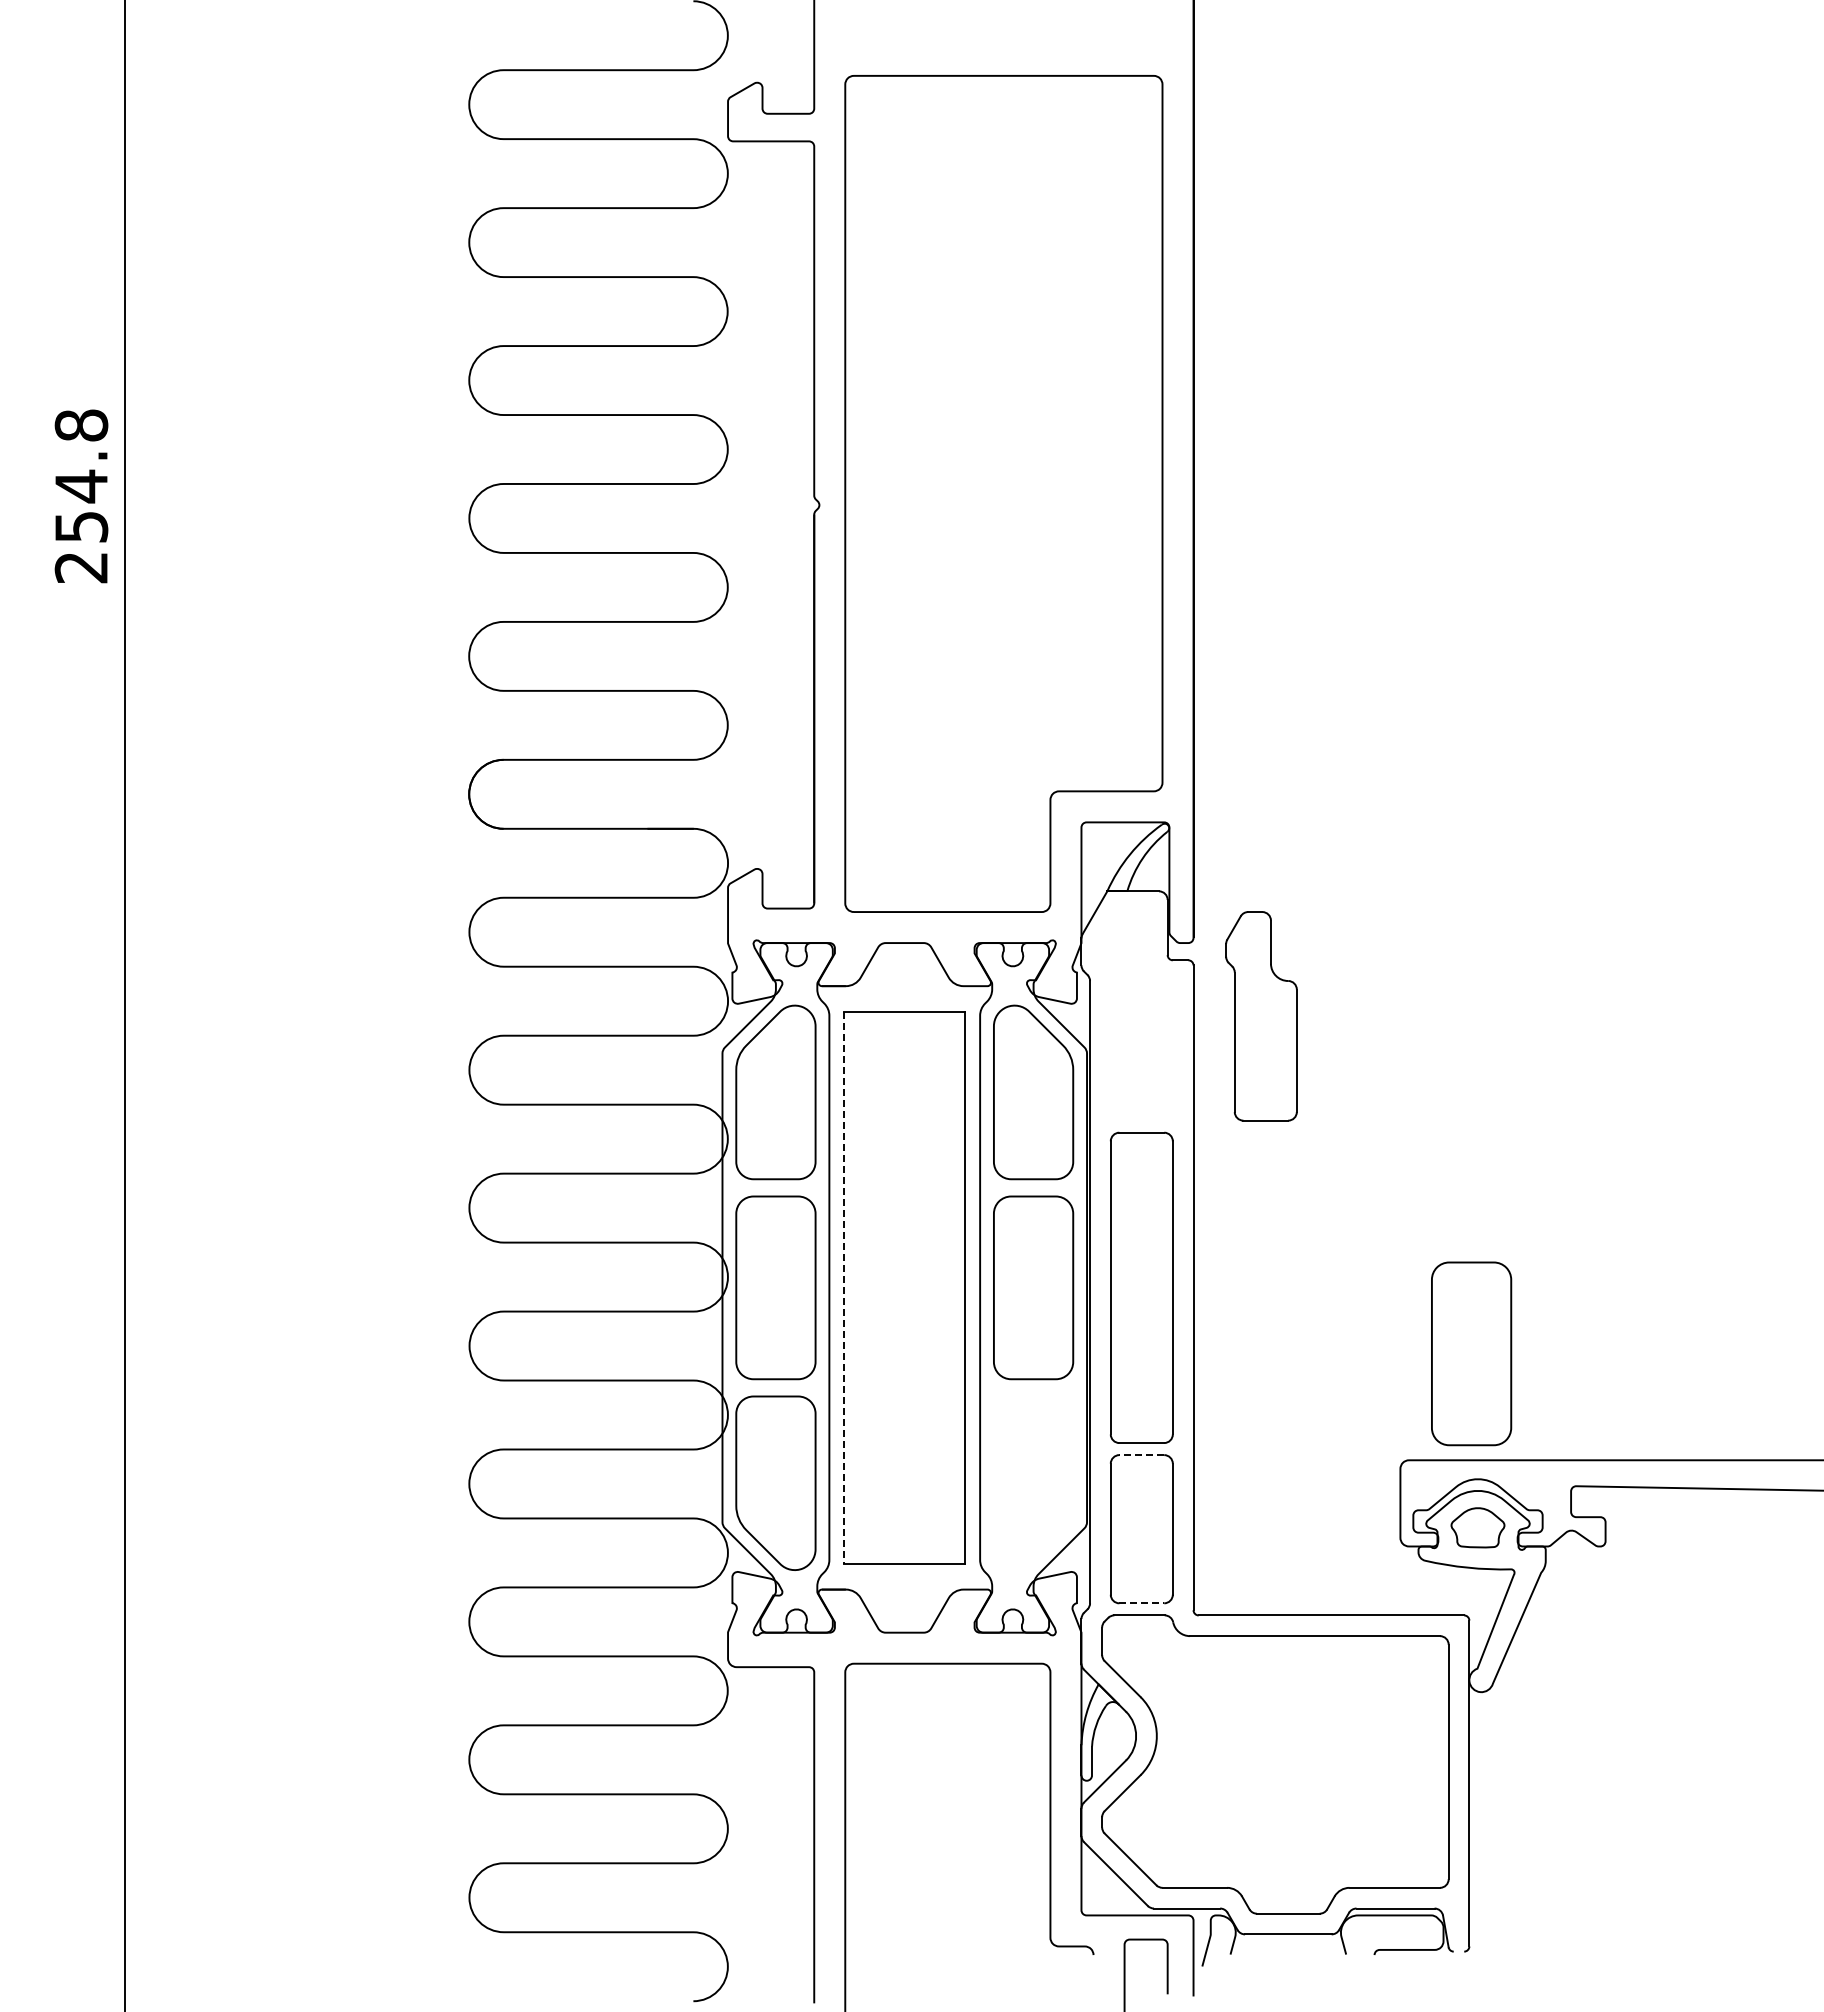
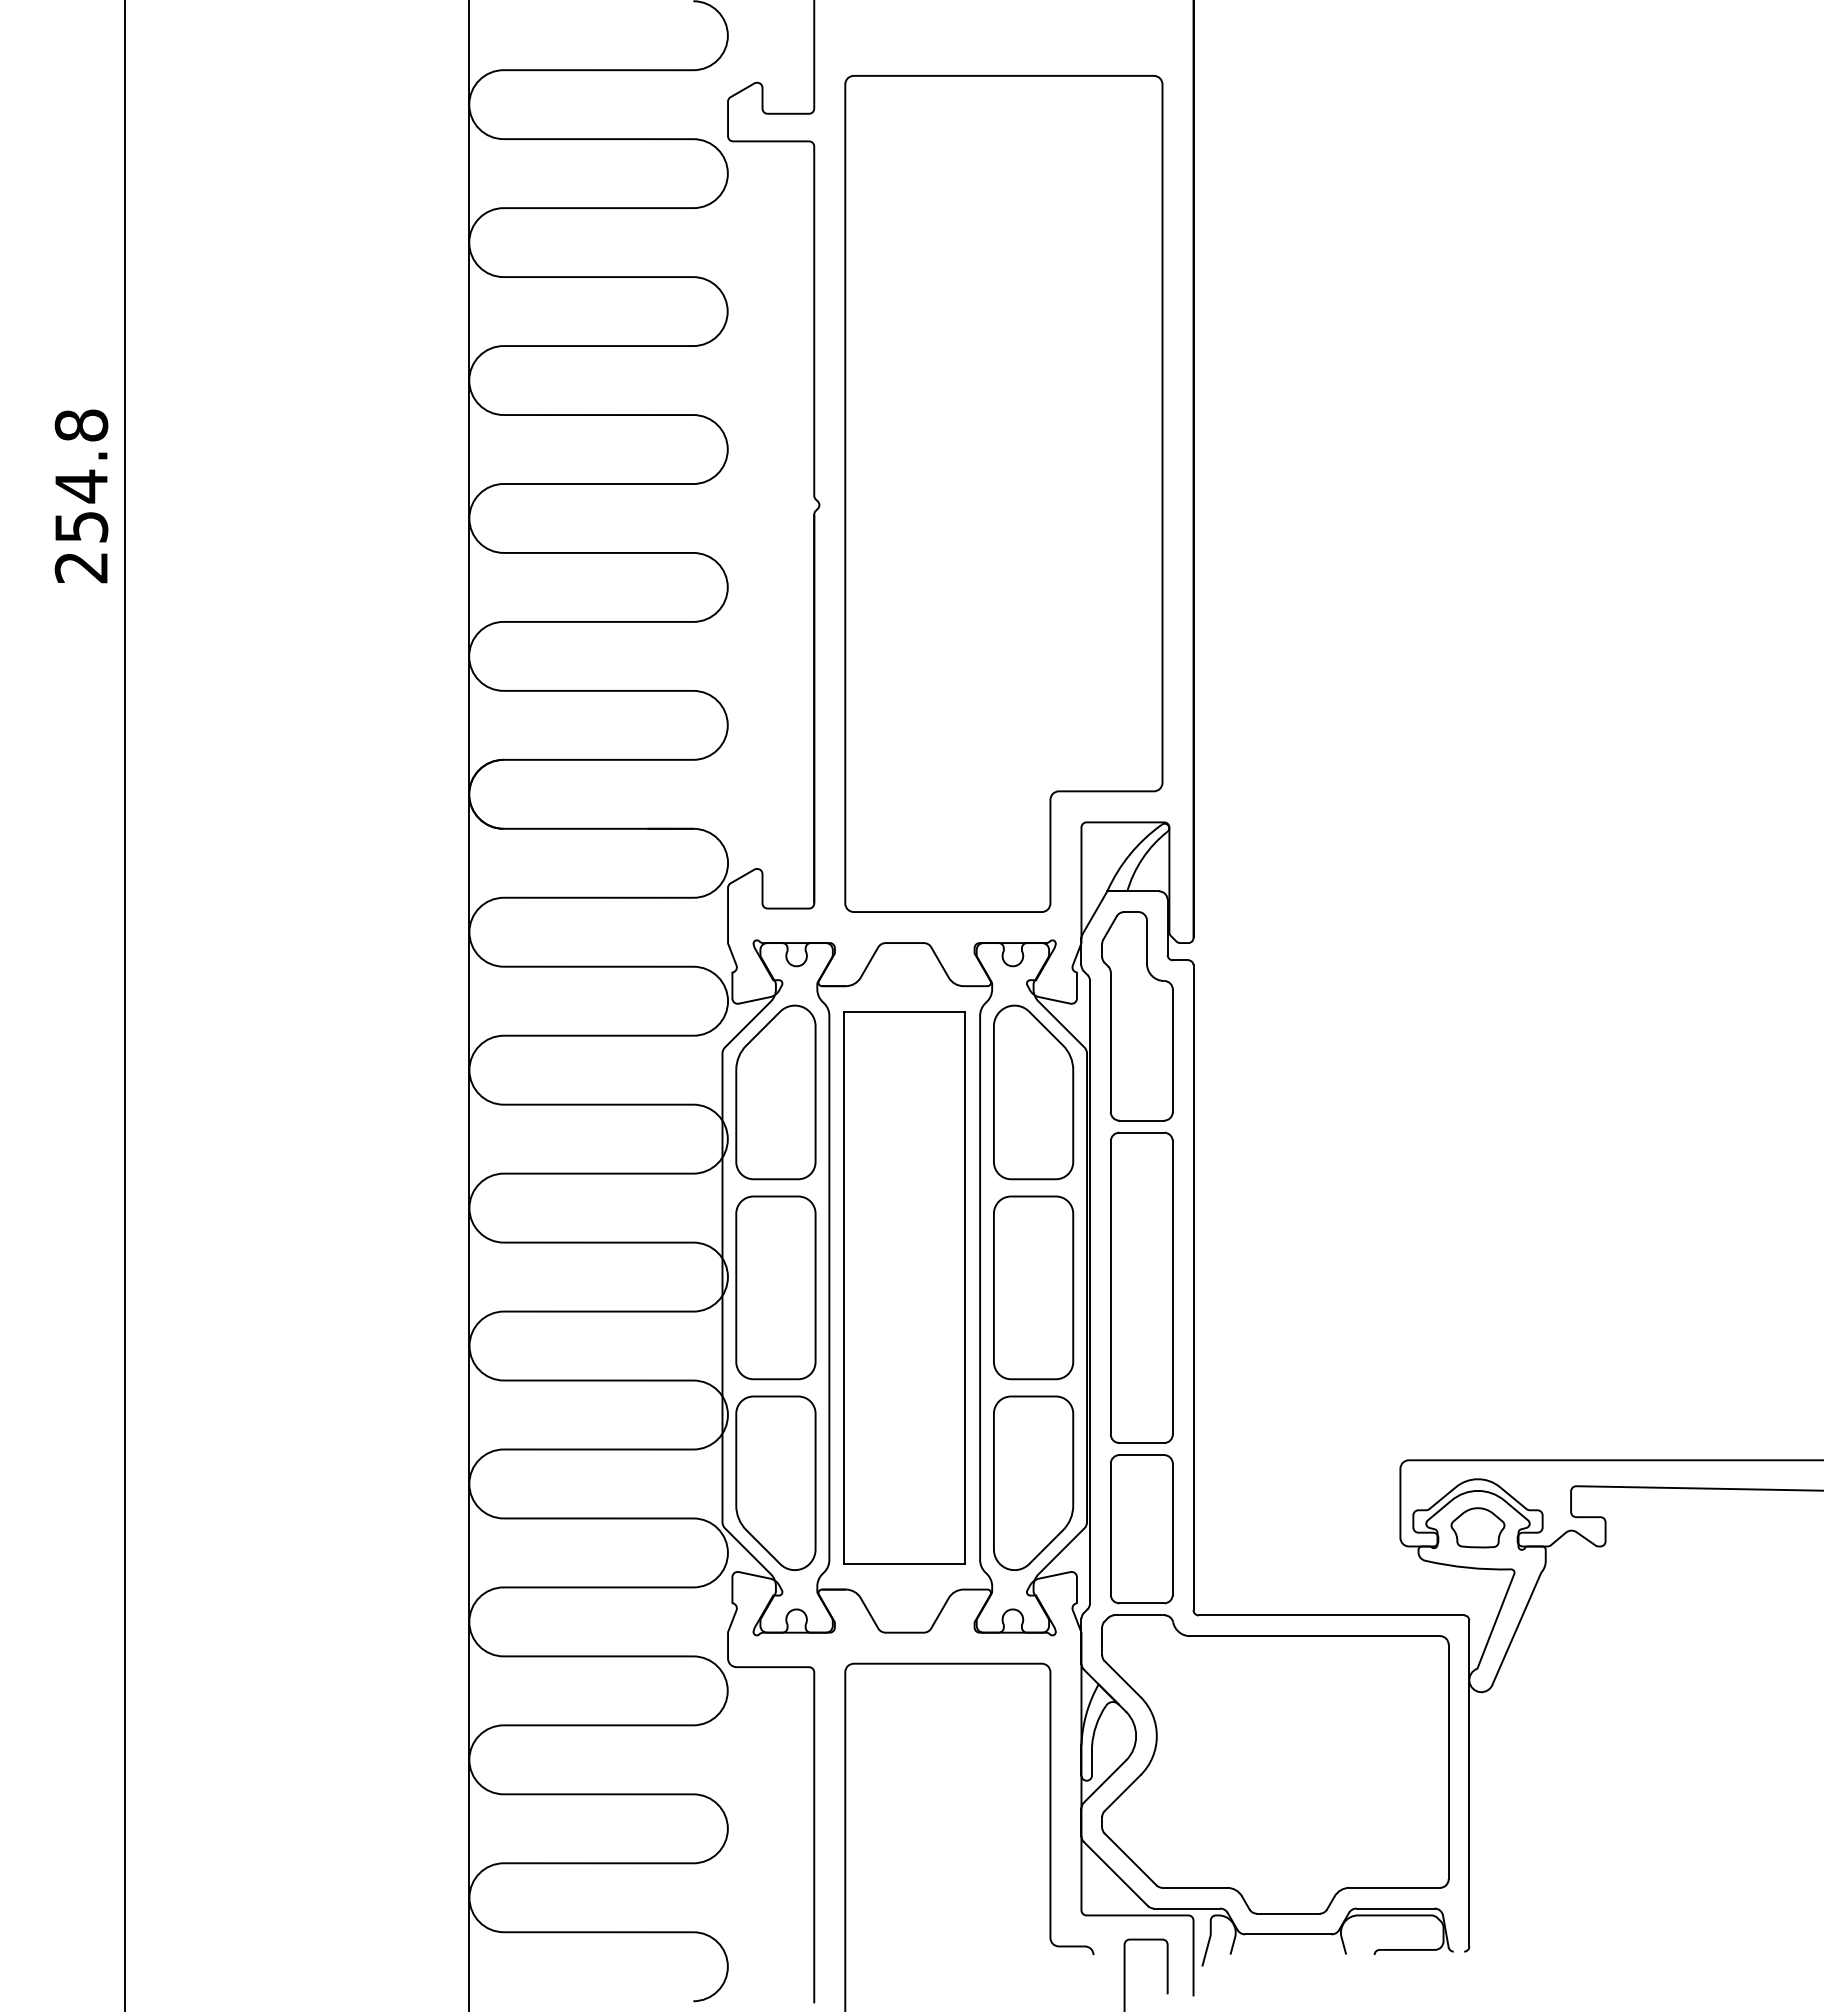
line: none -> present (469, 1005)
part position: (1261, 1016) -> (1137, 1016) (1137, 1016)
line: dashed -> solid (844, 1287)
part: present -> none (1471, 1353)
line: dashed -> solid (1141, 1455)
part: none -> present (1033, 1482)
line: dashed -> solid (1142, 1603)
